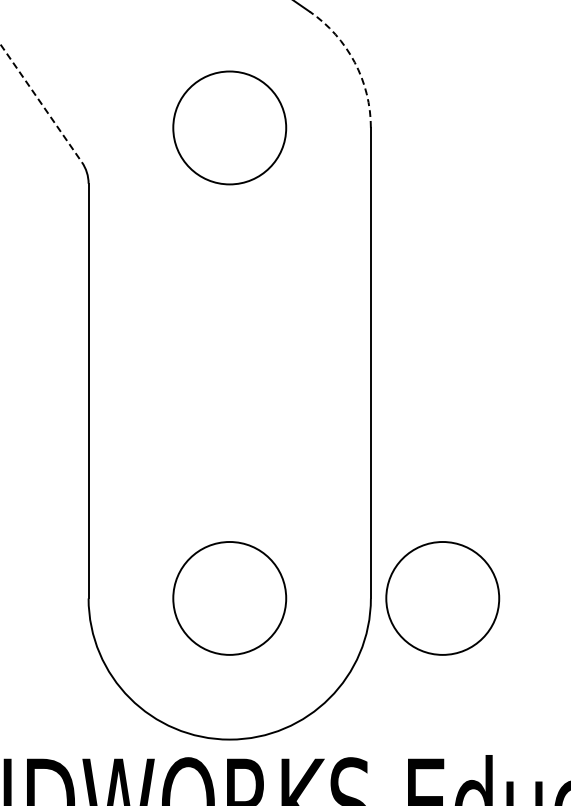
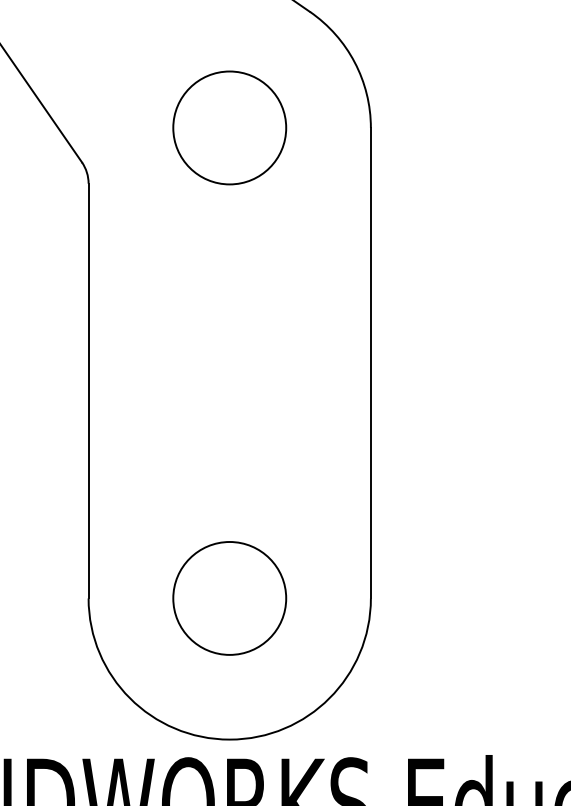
arc: dashed -> solid (354, 62)
line: dashed -> solid (41, 103)
circle: present -> none (442, 598)
